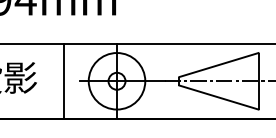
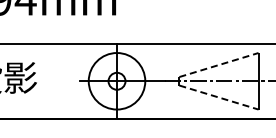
line: solid -> dashed (219, 64)
line: present -> none (64, 81)
line: solid -> dashed (219, 97)
